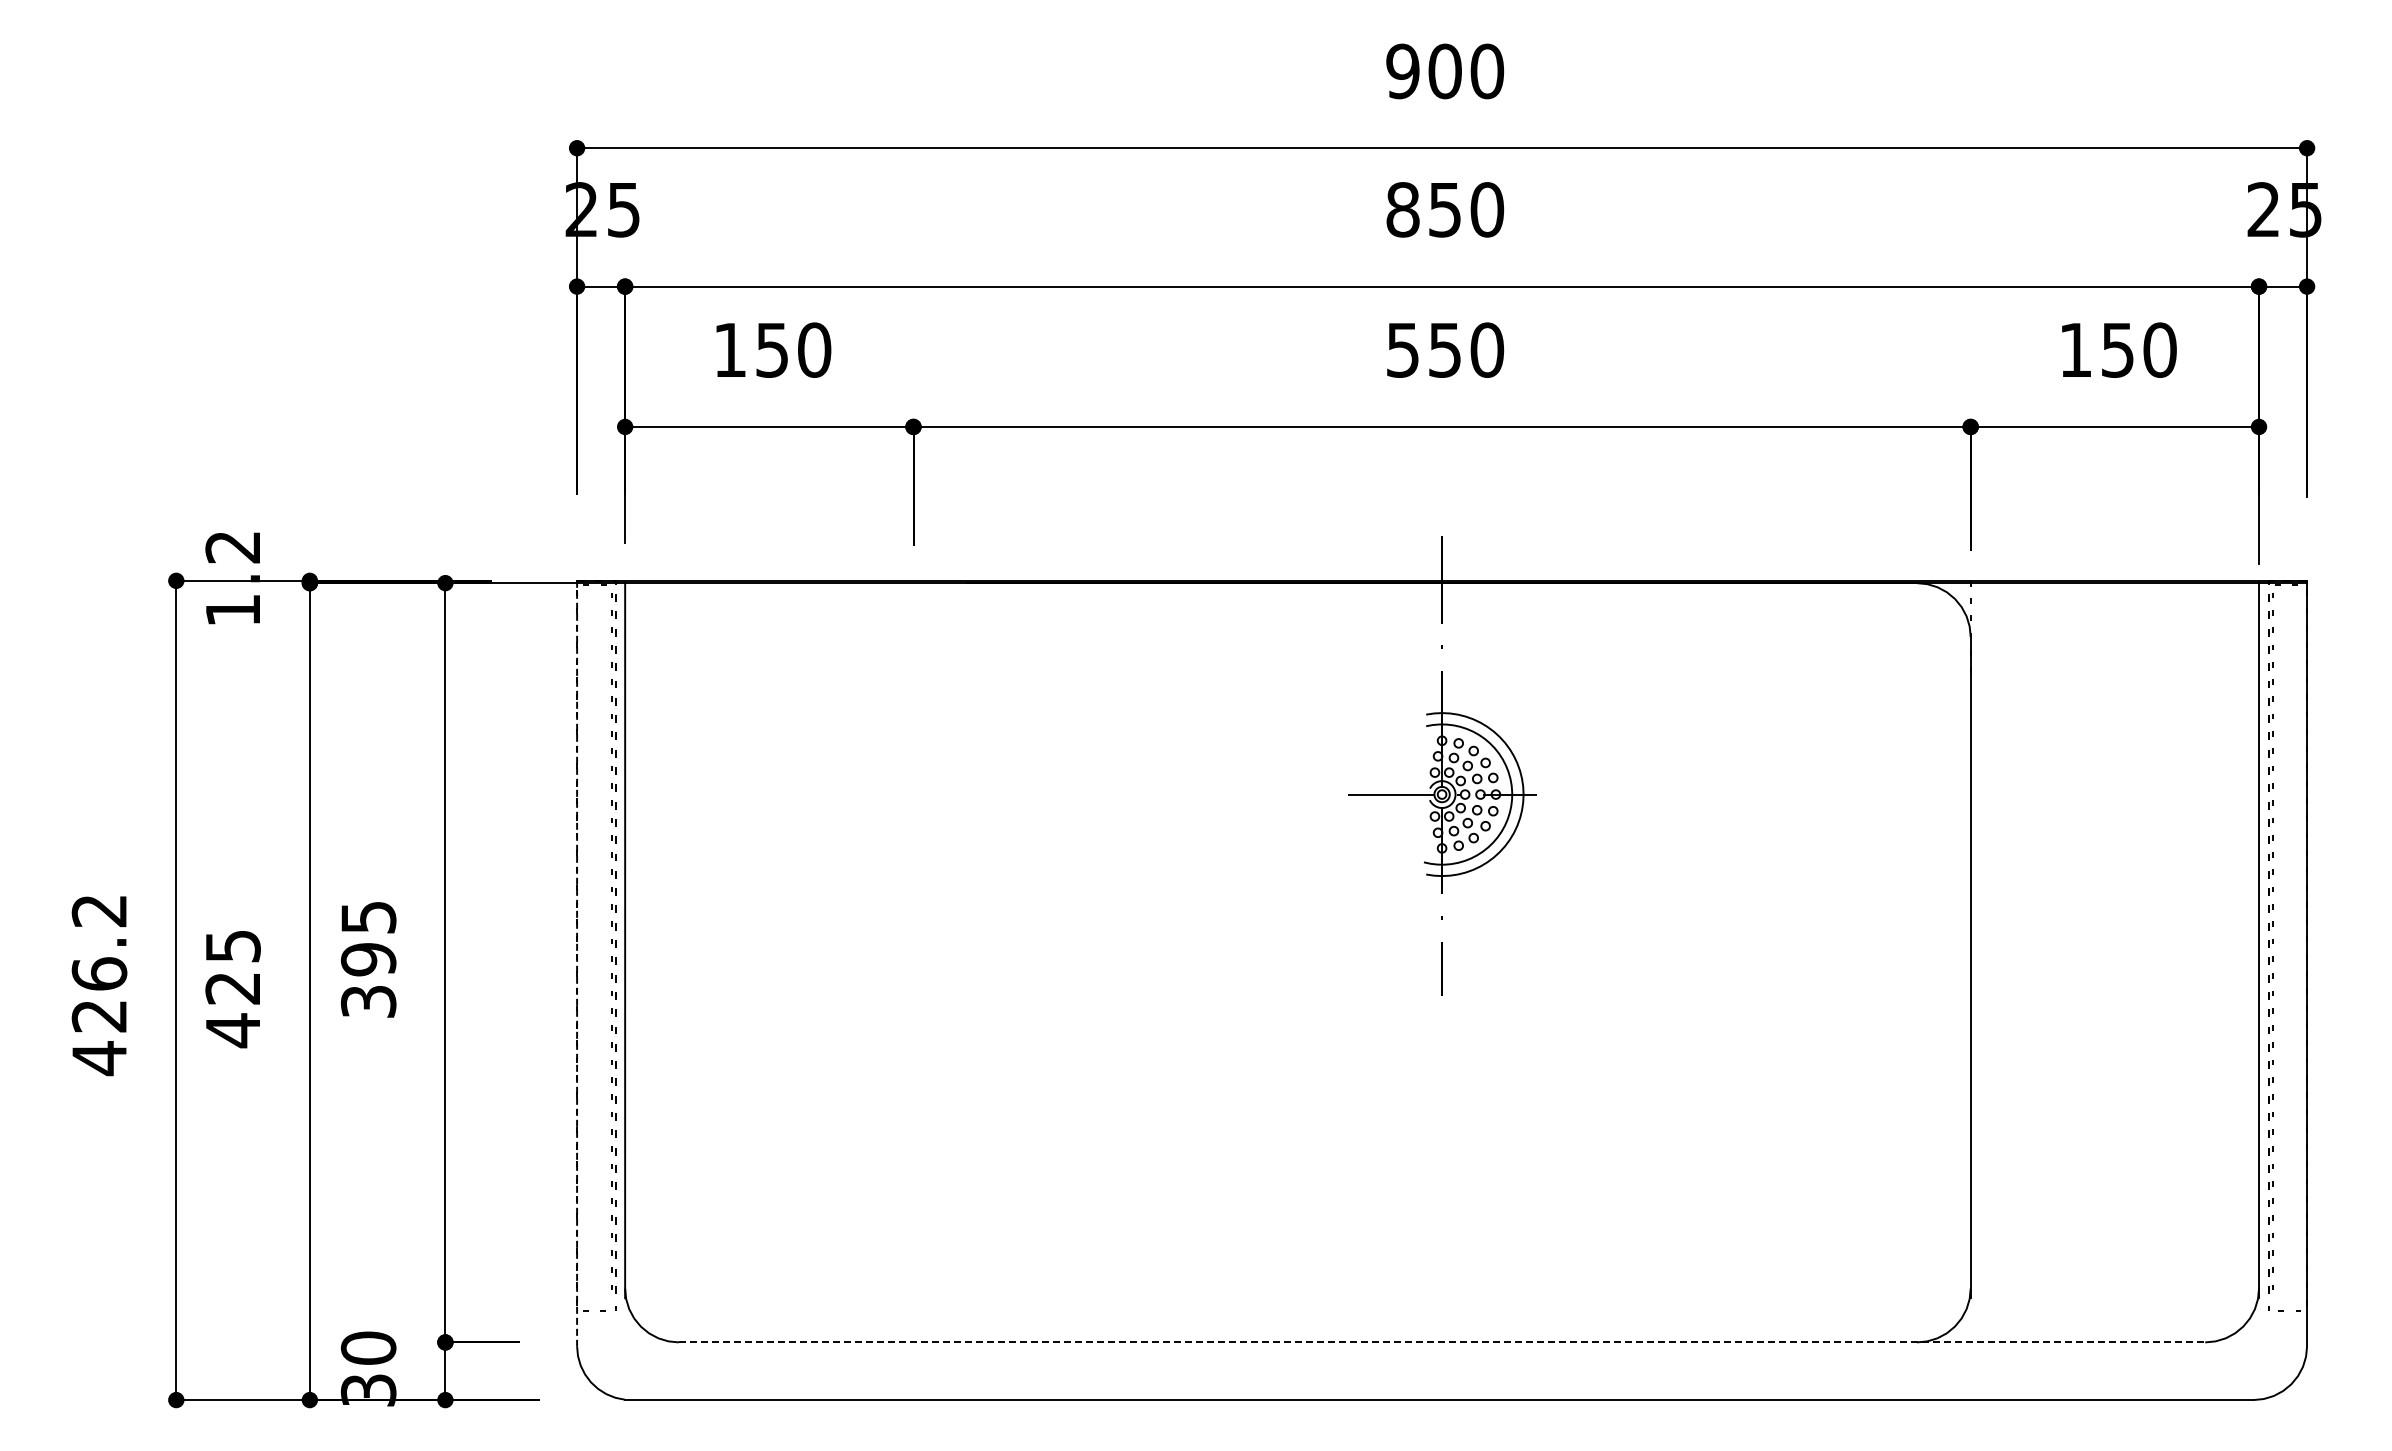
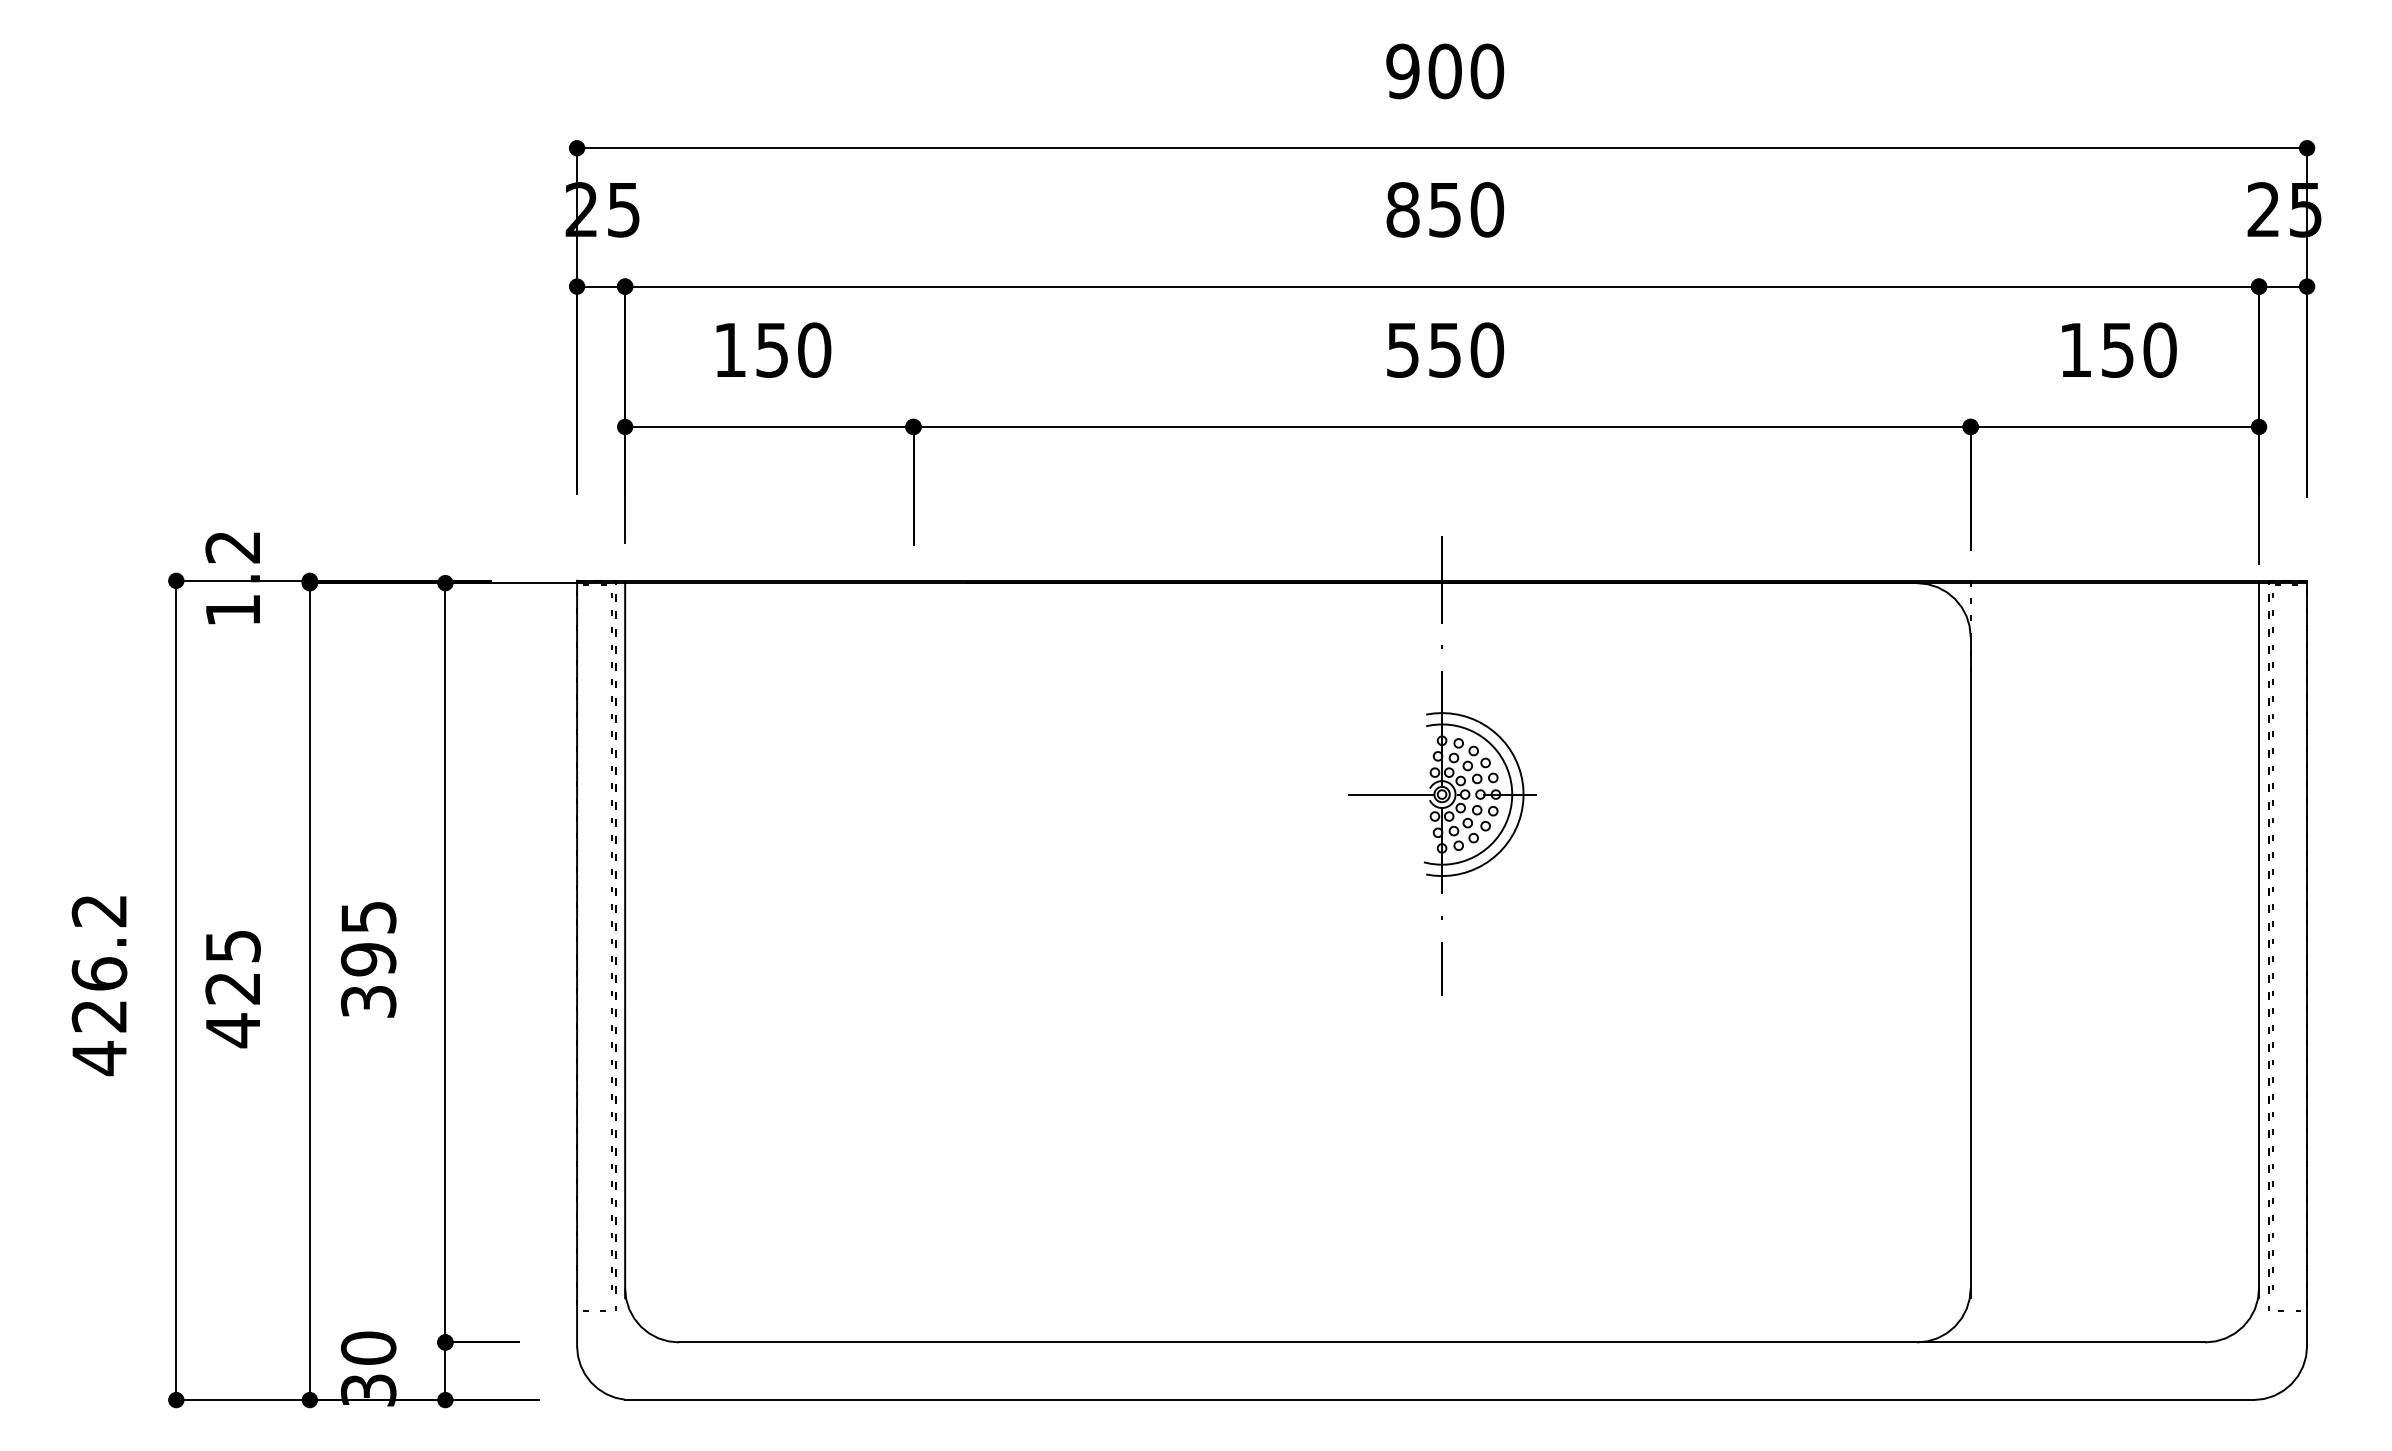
line: dashed -> solid (577, 963)
line: dashed -> solid (1442, 1342)
